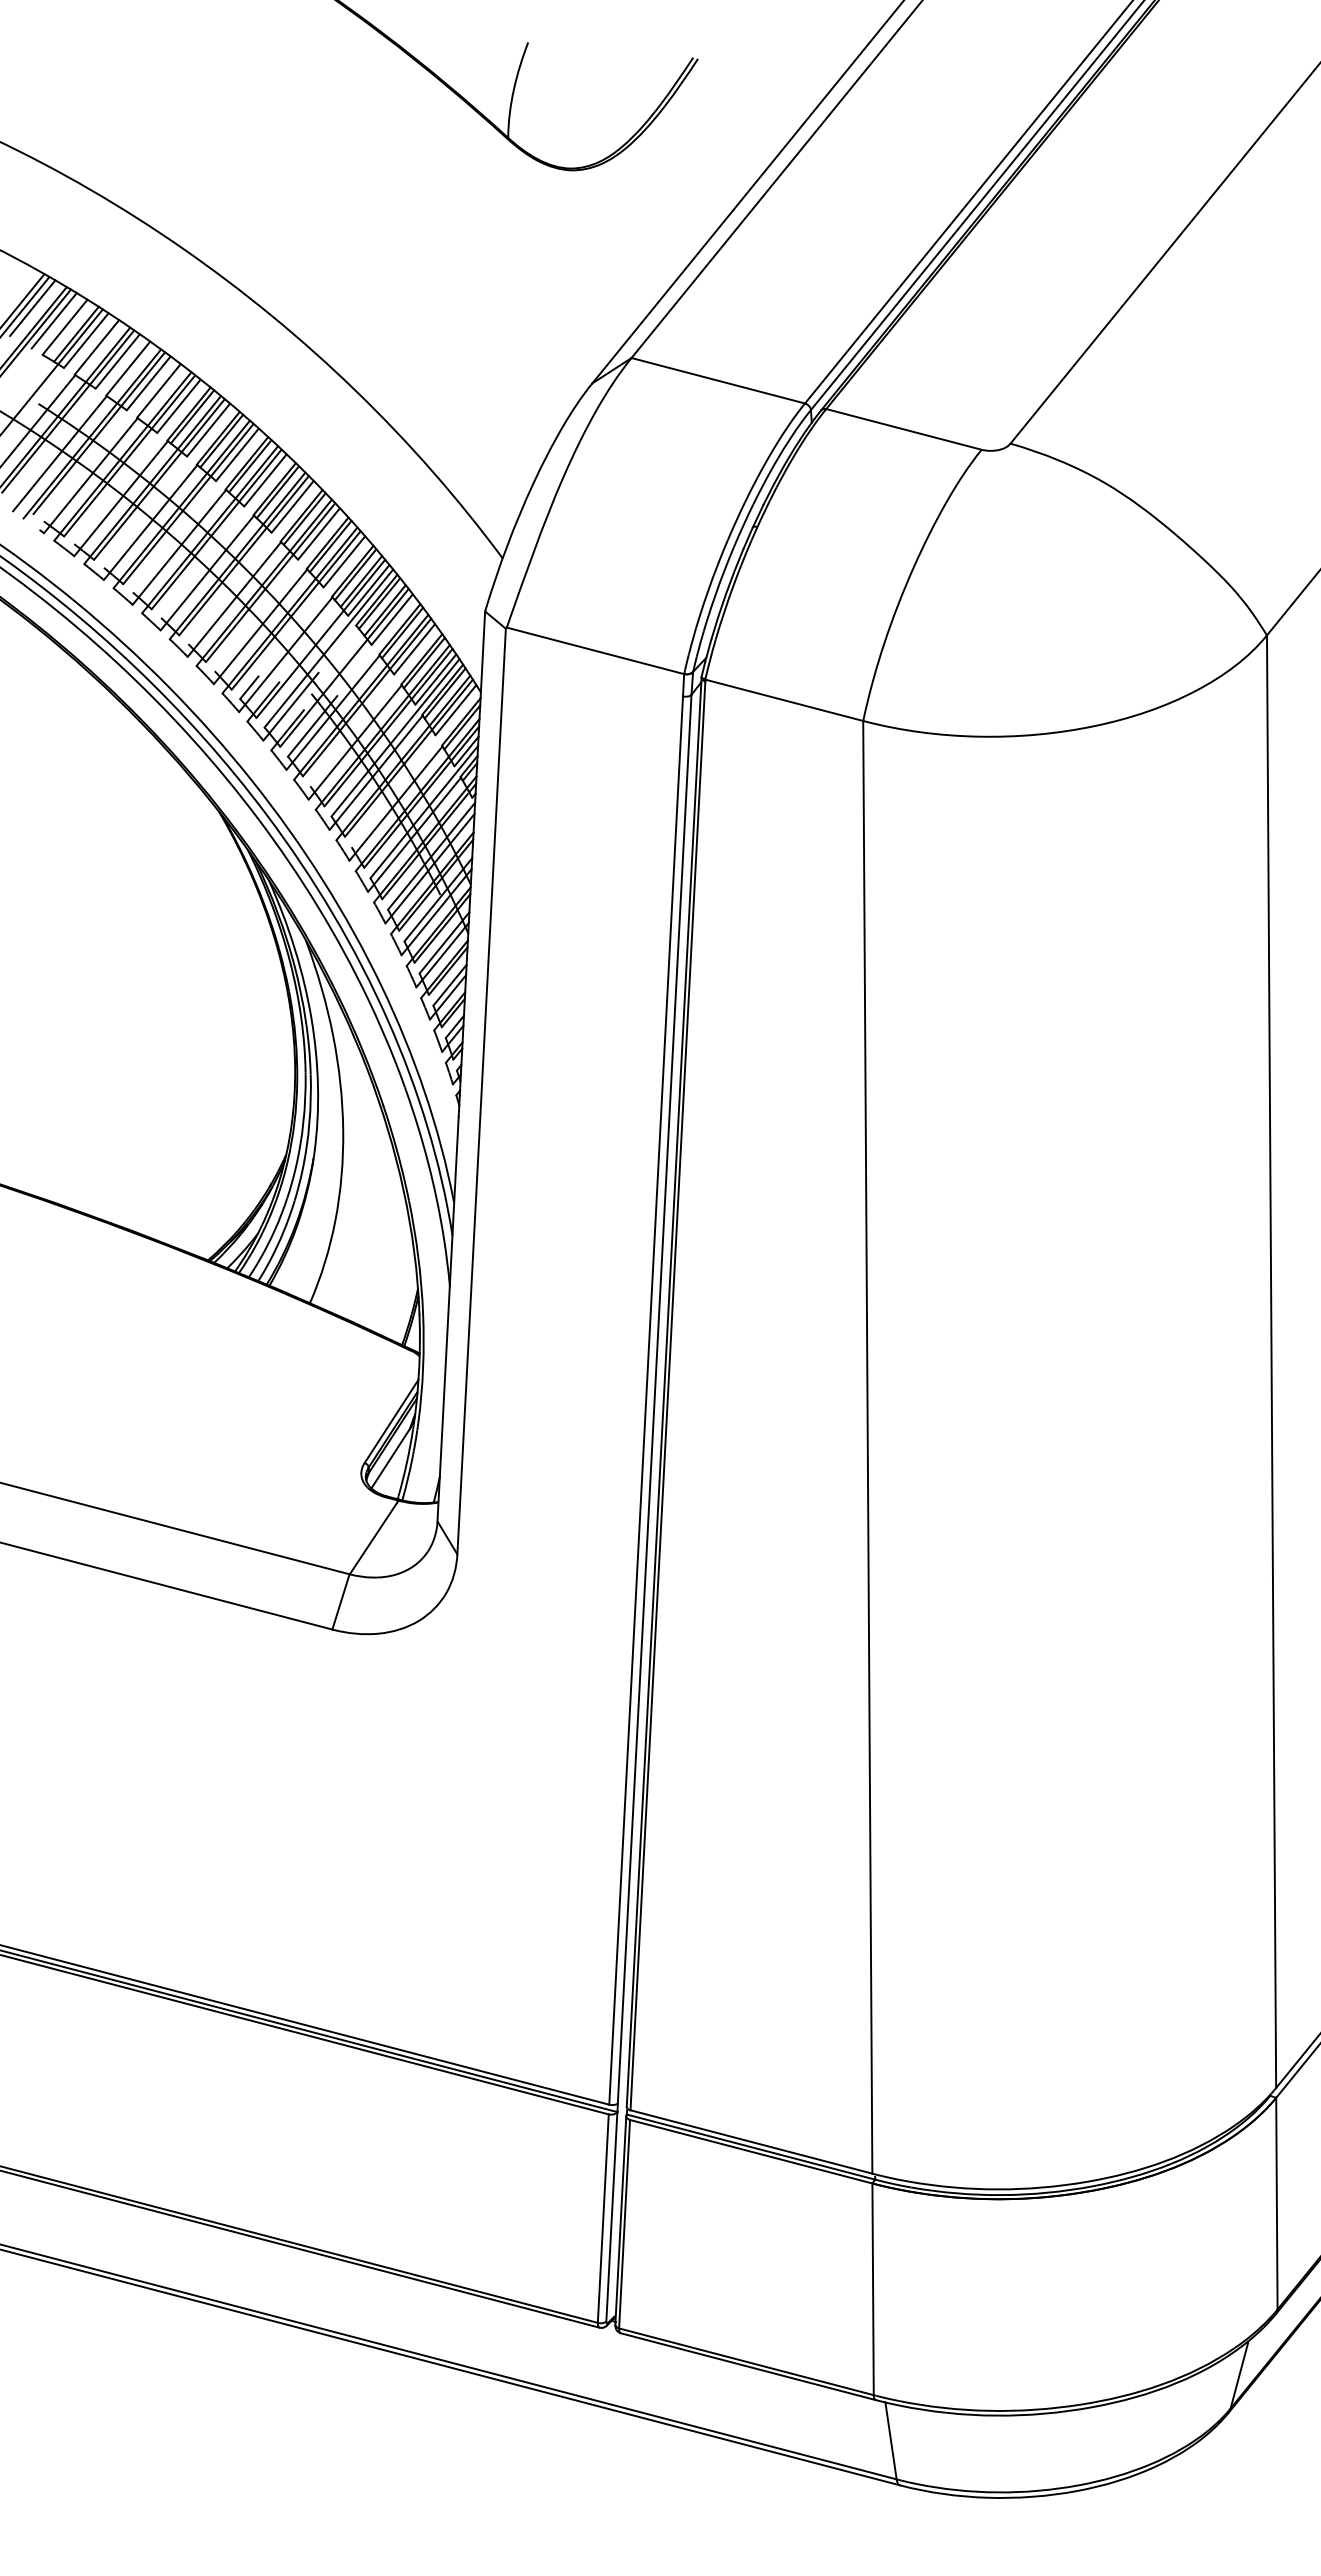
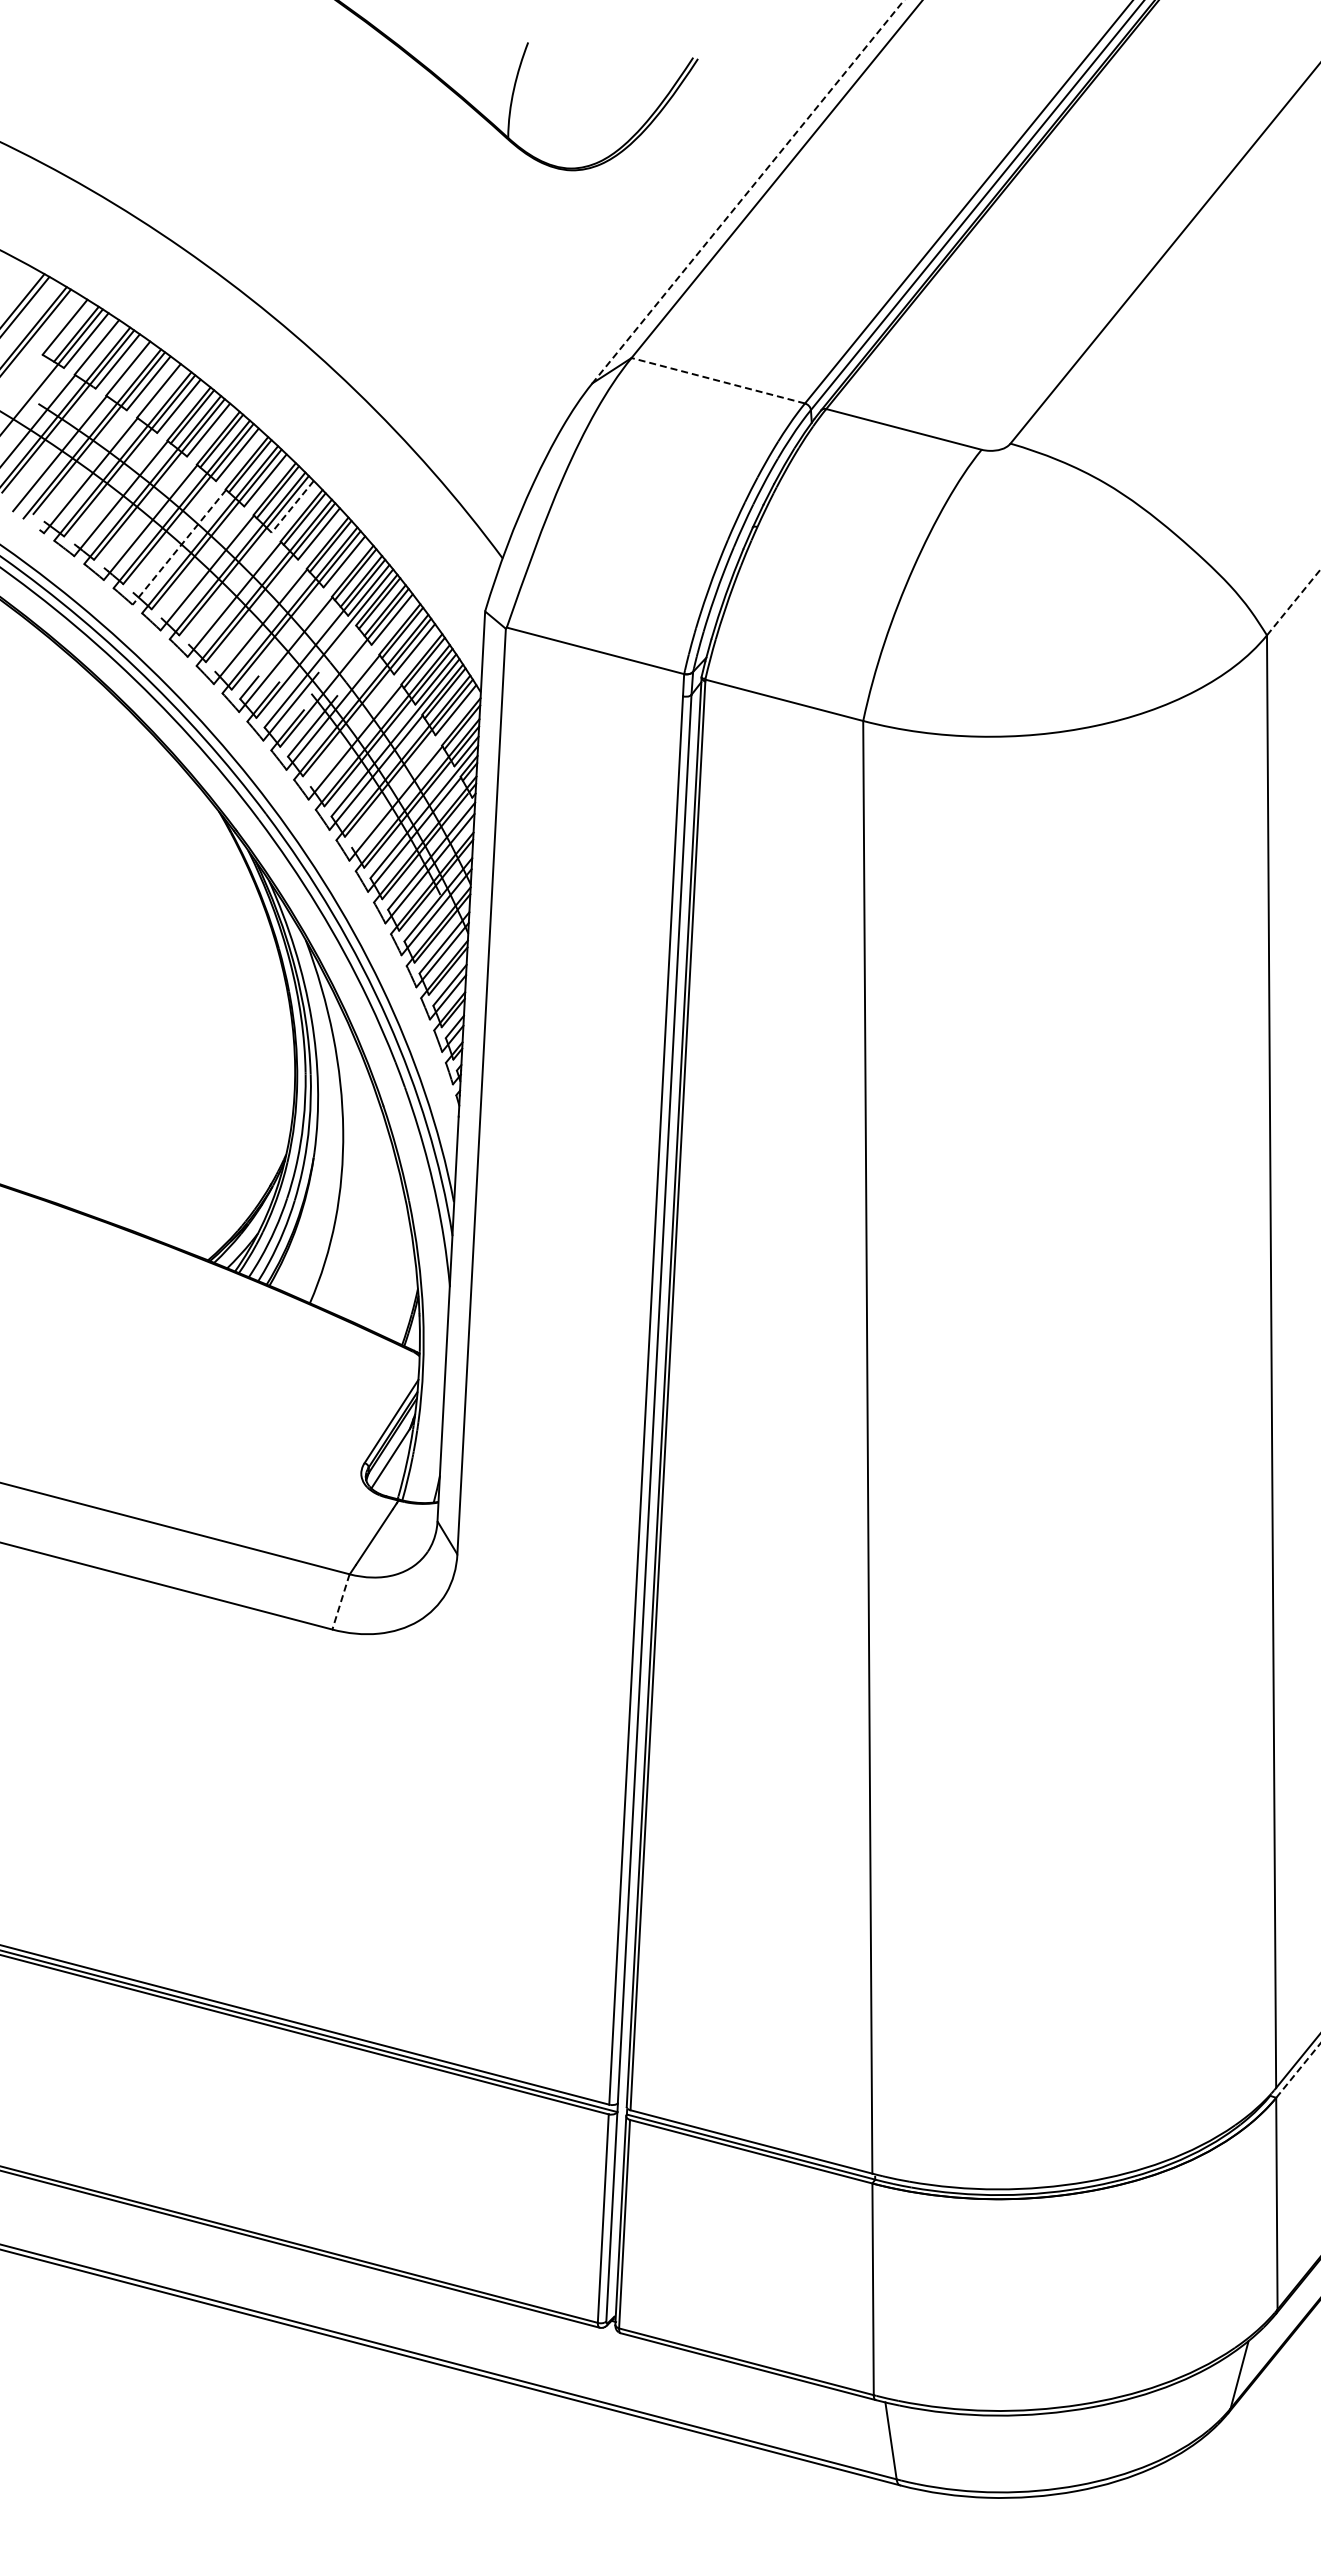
line: solid -> dashed (748, 191)
line: present -> none (32, 308)
line: present -> none (53, 320)
line: solid -> dashed (718, 380)
line: solid -> dashed (292, 507)
line: solid -> dashed (179, 547)
line: solid -> dashed (1294, 602)
line: solid -> dashed (340, 1601)
line: solid -> dashed (1298, 2069)
